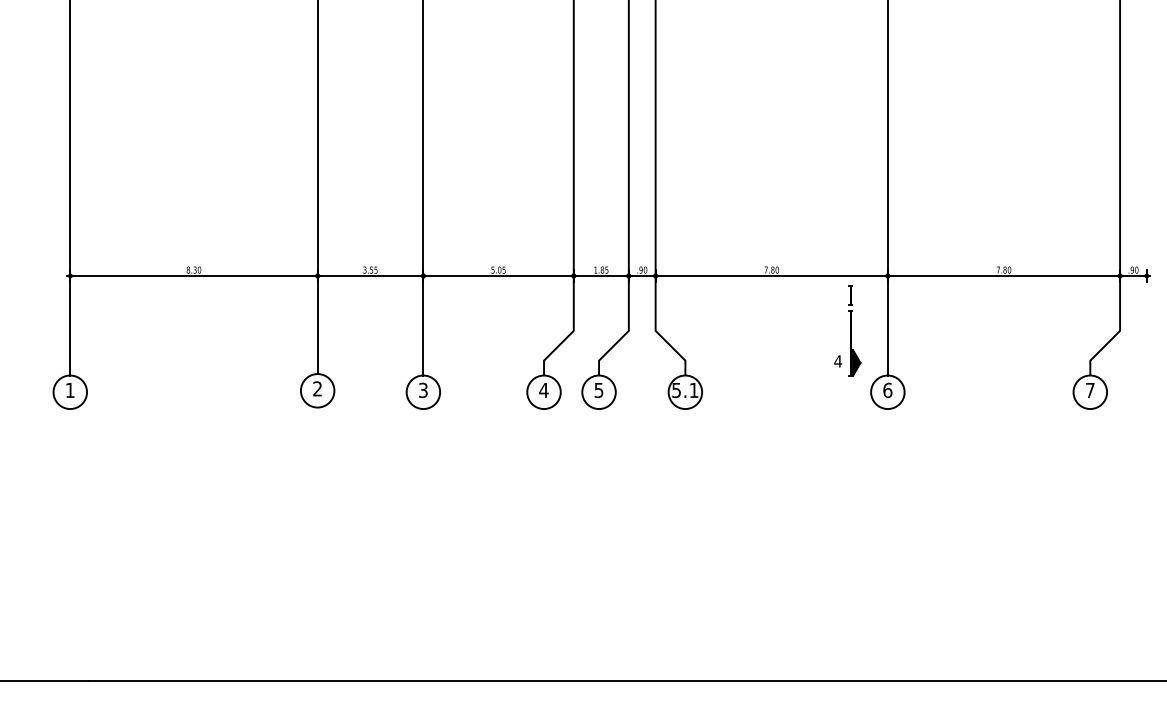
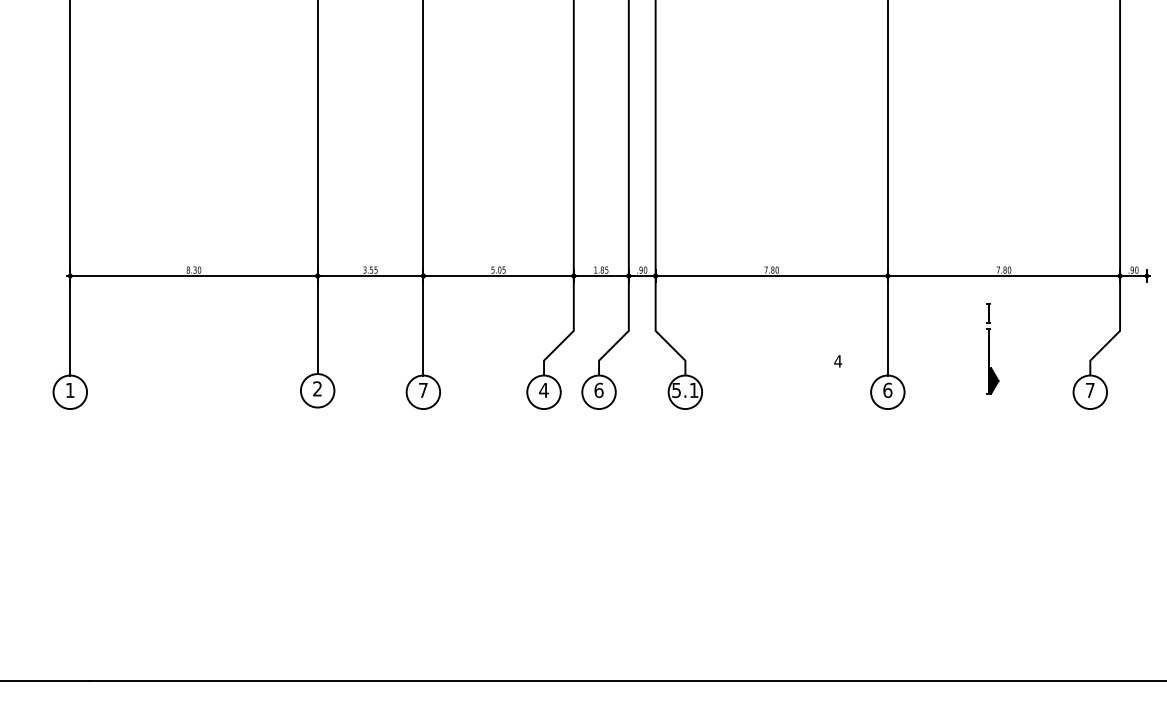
part position: (854, 330) -> (992, 348) (992, 348)
text: 3 -> 7 (423, 390)
text: 5 -> 6 (598, 390)
